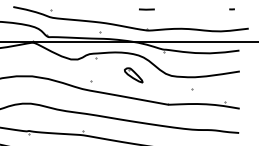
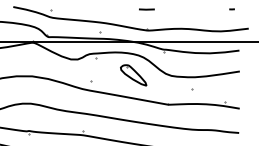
part size: 20x17 px -> 28x23 px (133, 75)
